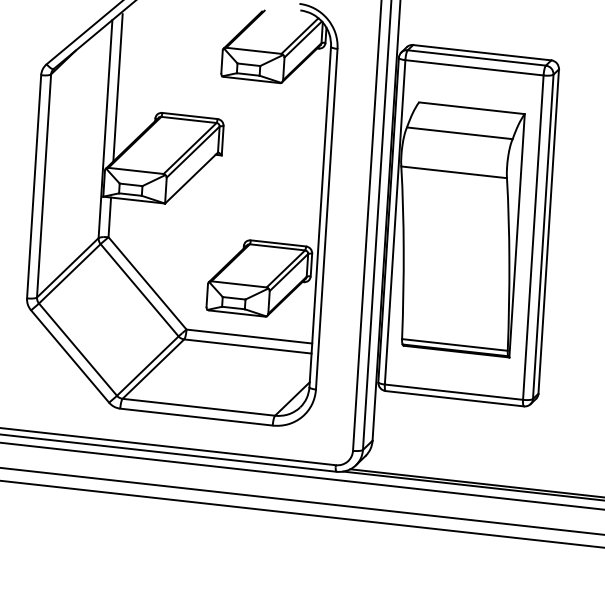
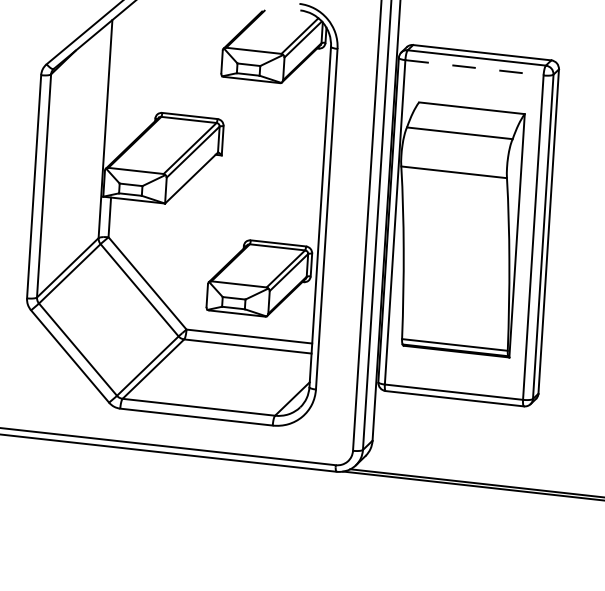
line: solid -> dashed (474, 67)
line: present -> none (117, 87)
line: present -> none (301, 475)
line: present -> none (301, 501)
line: present -> none (301, 514)
